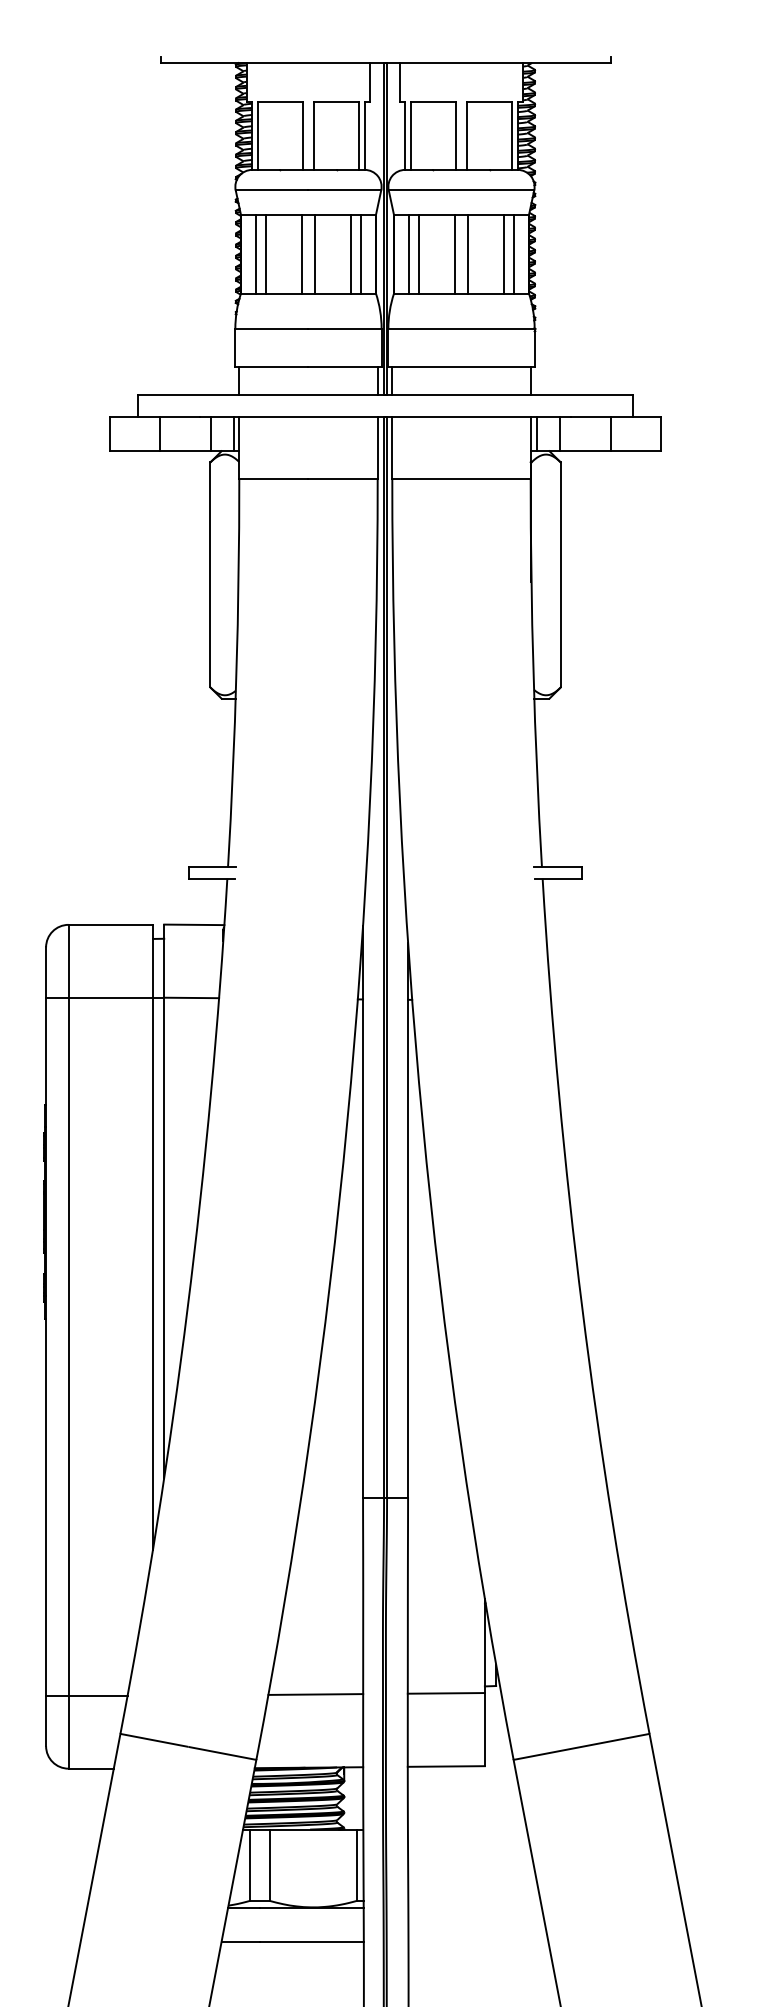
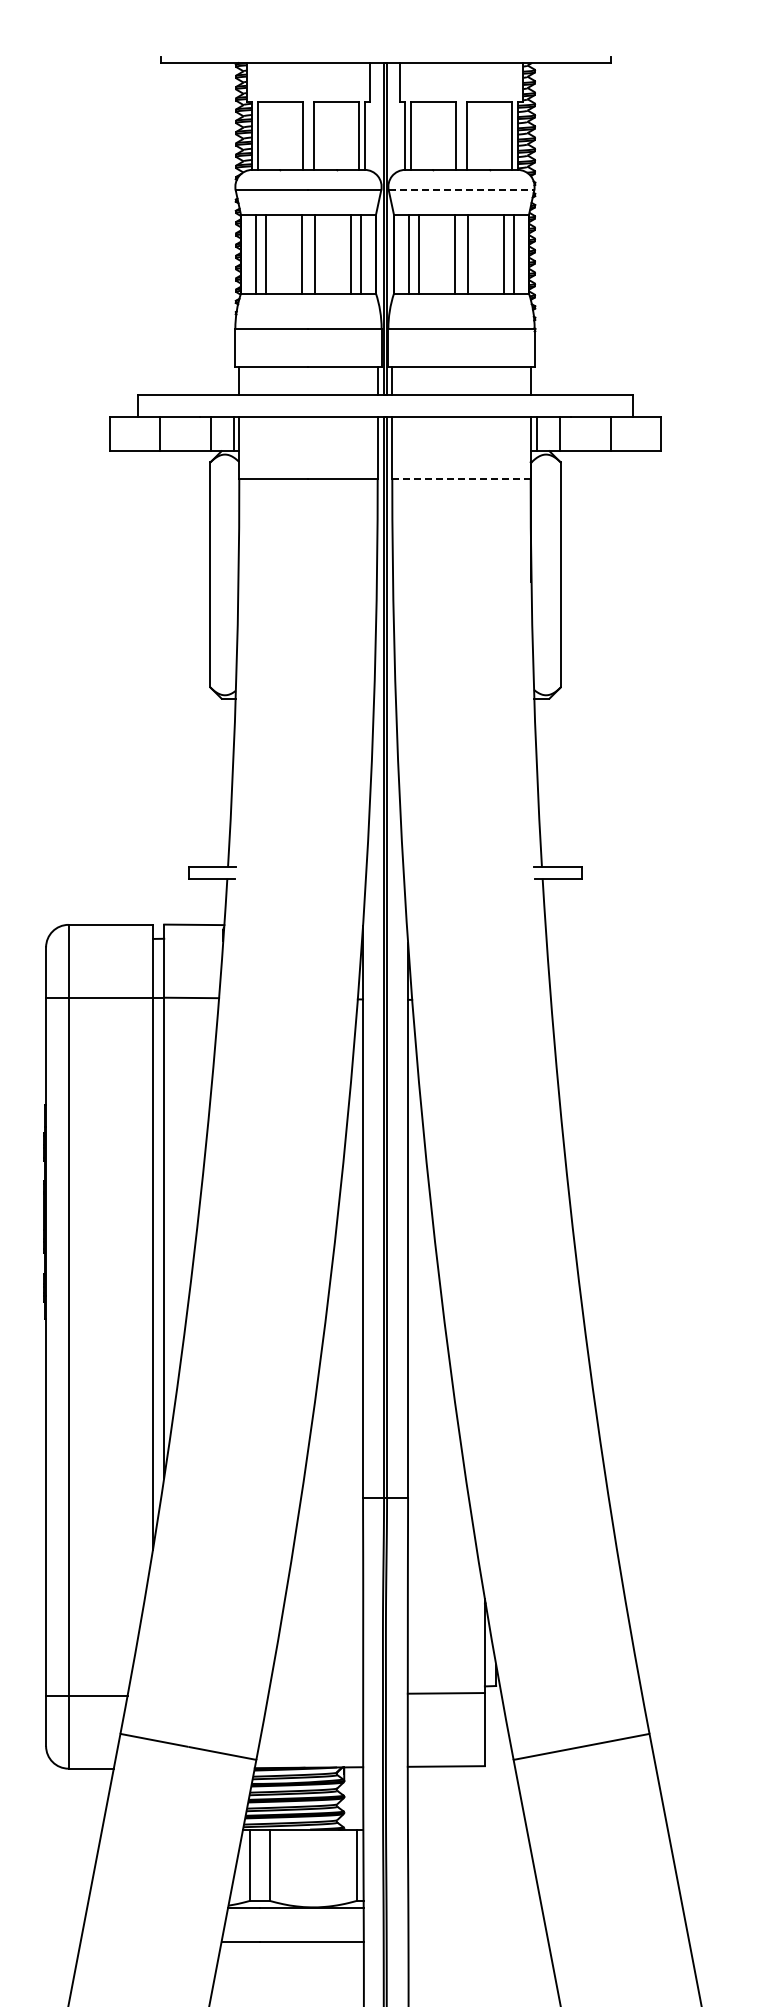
line: solid -> dashed (461, 190)
line: solid -> dashed (462, 479)
line: present -> none (315, 1694)
